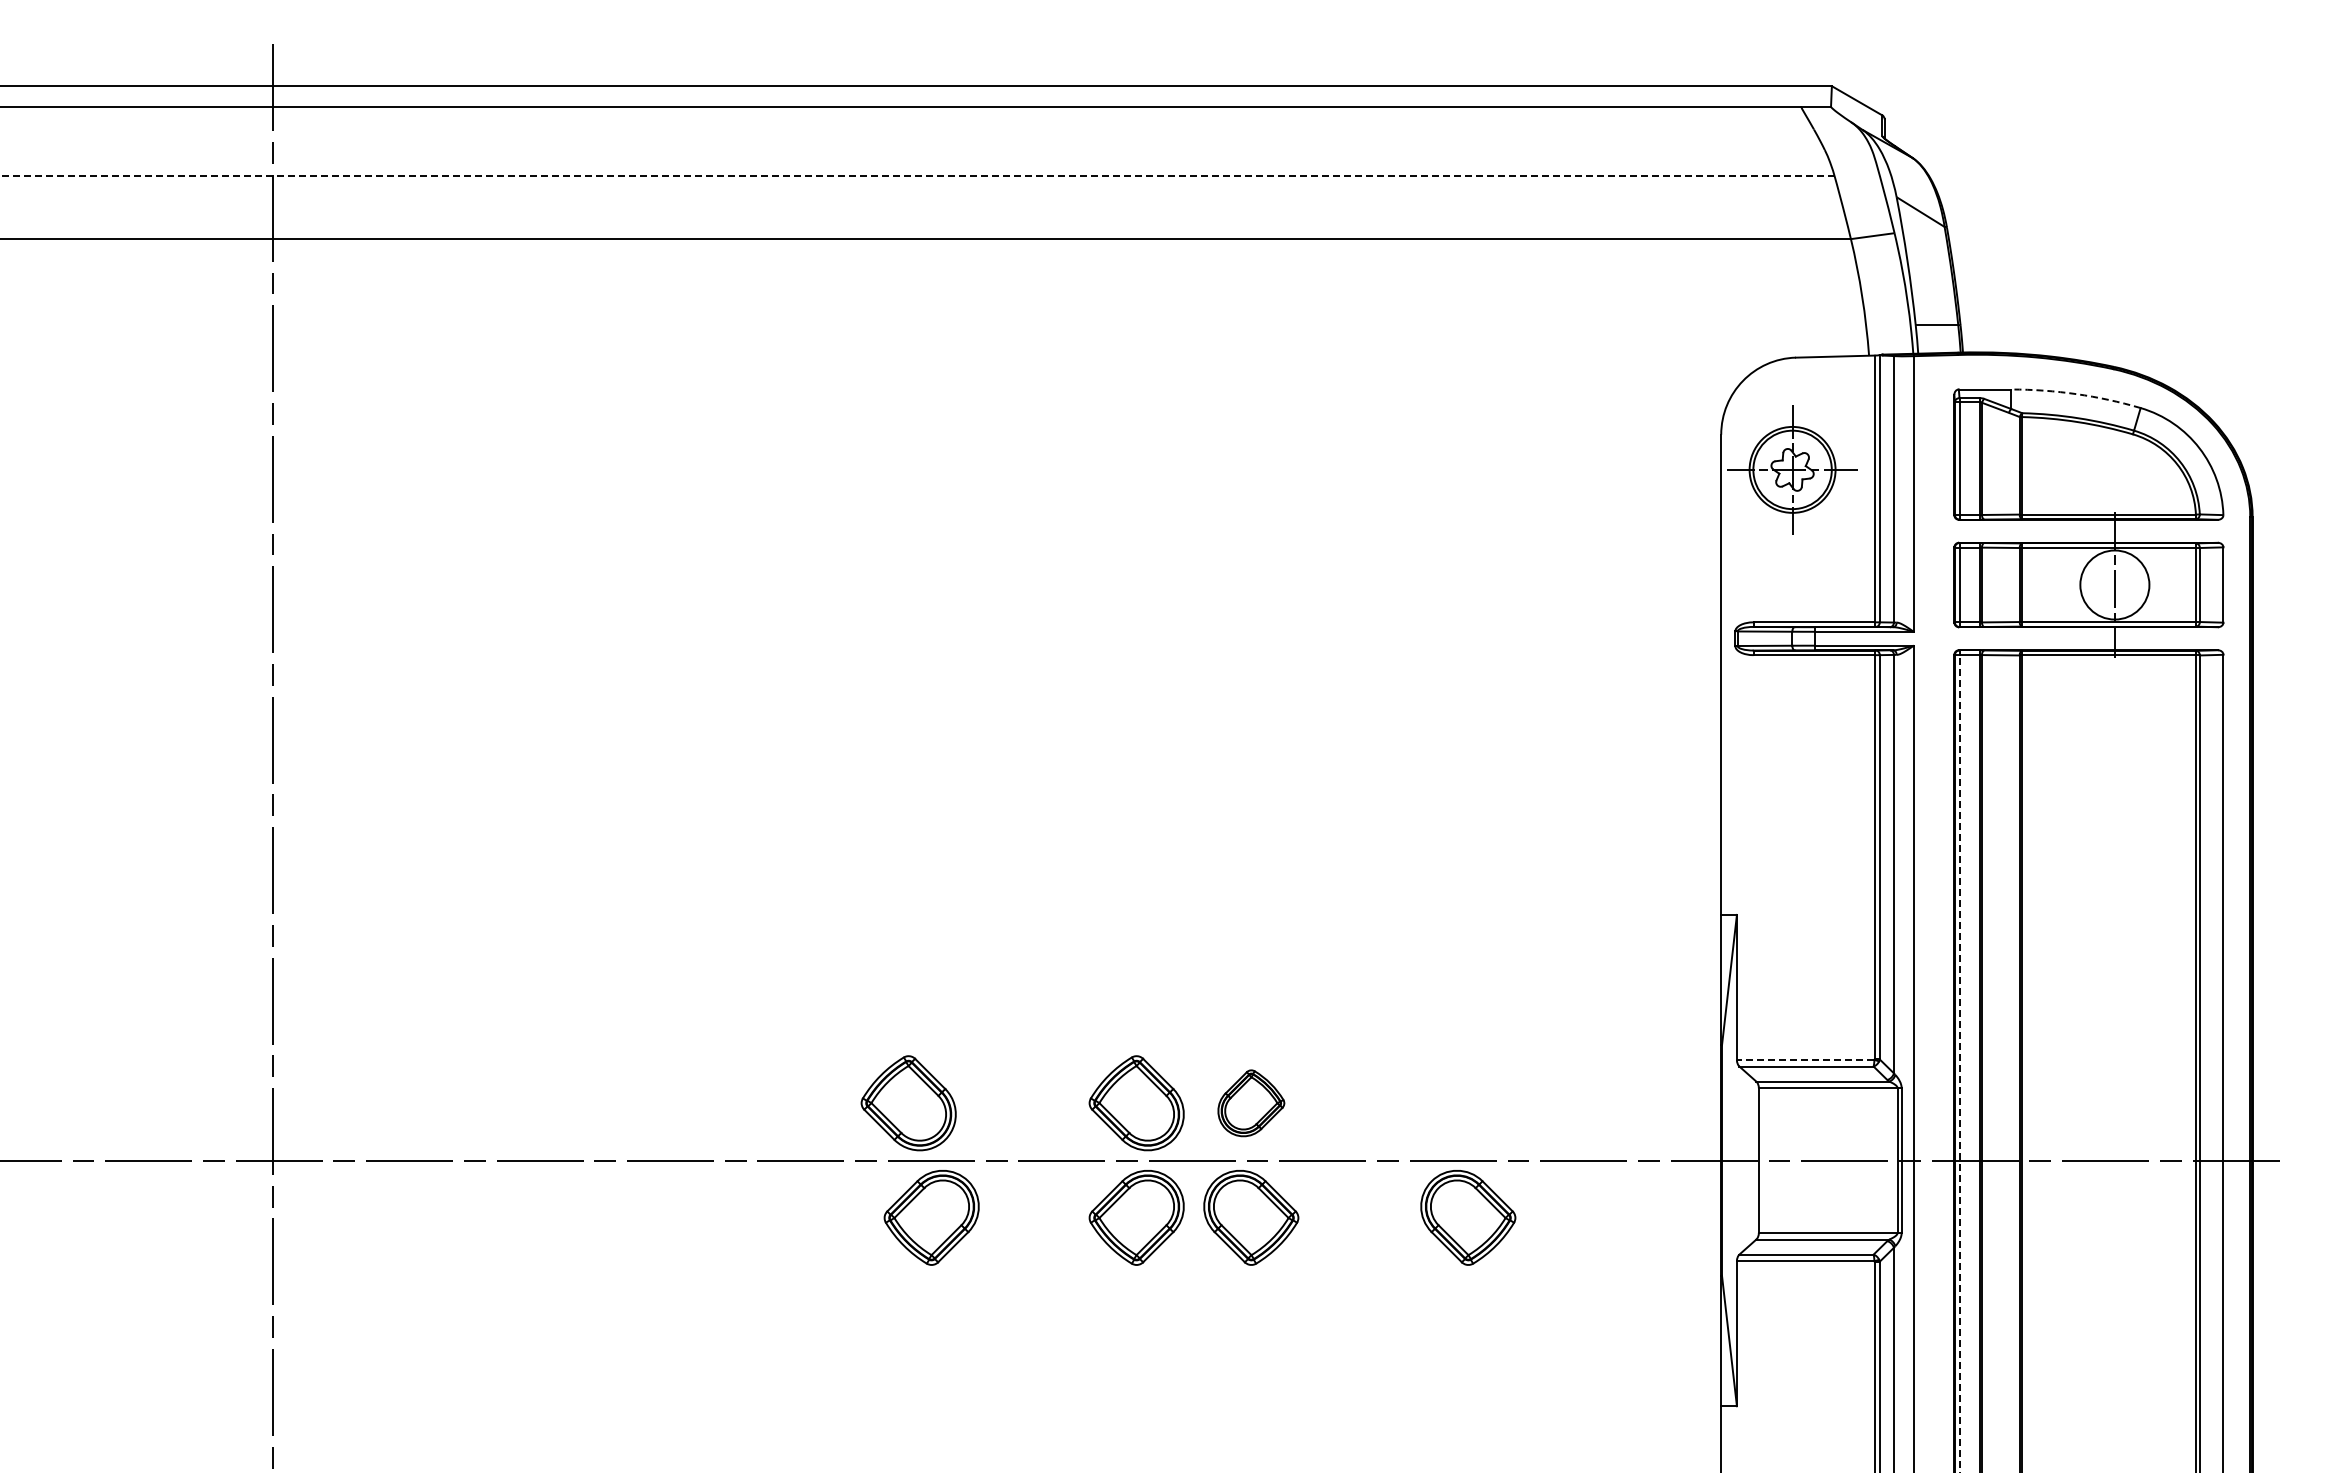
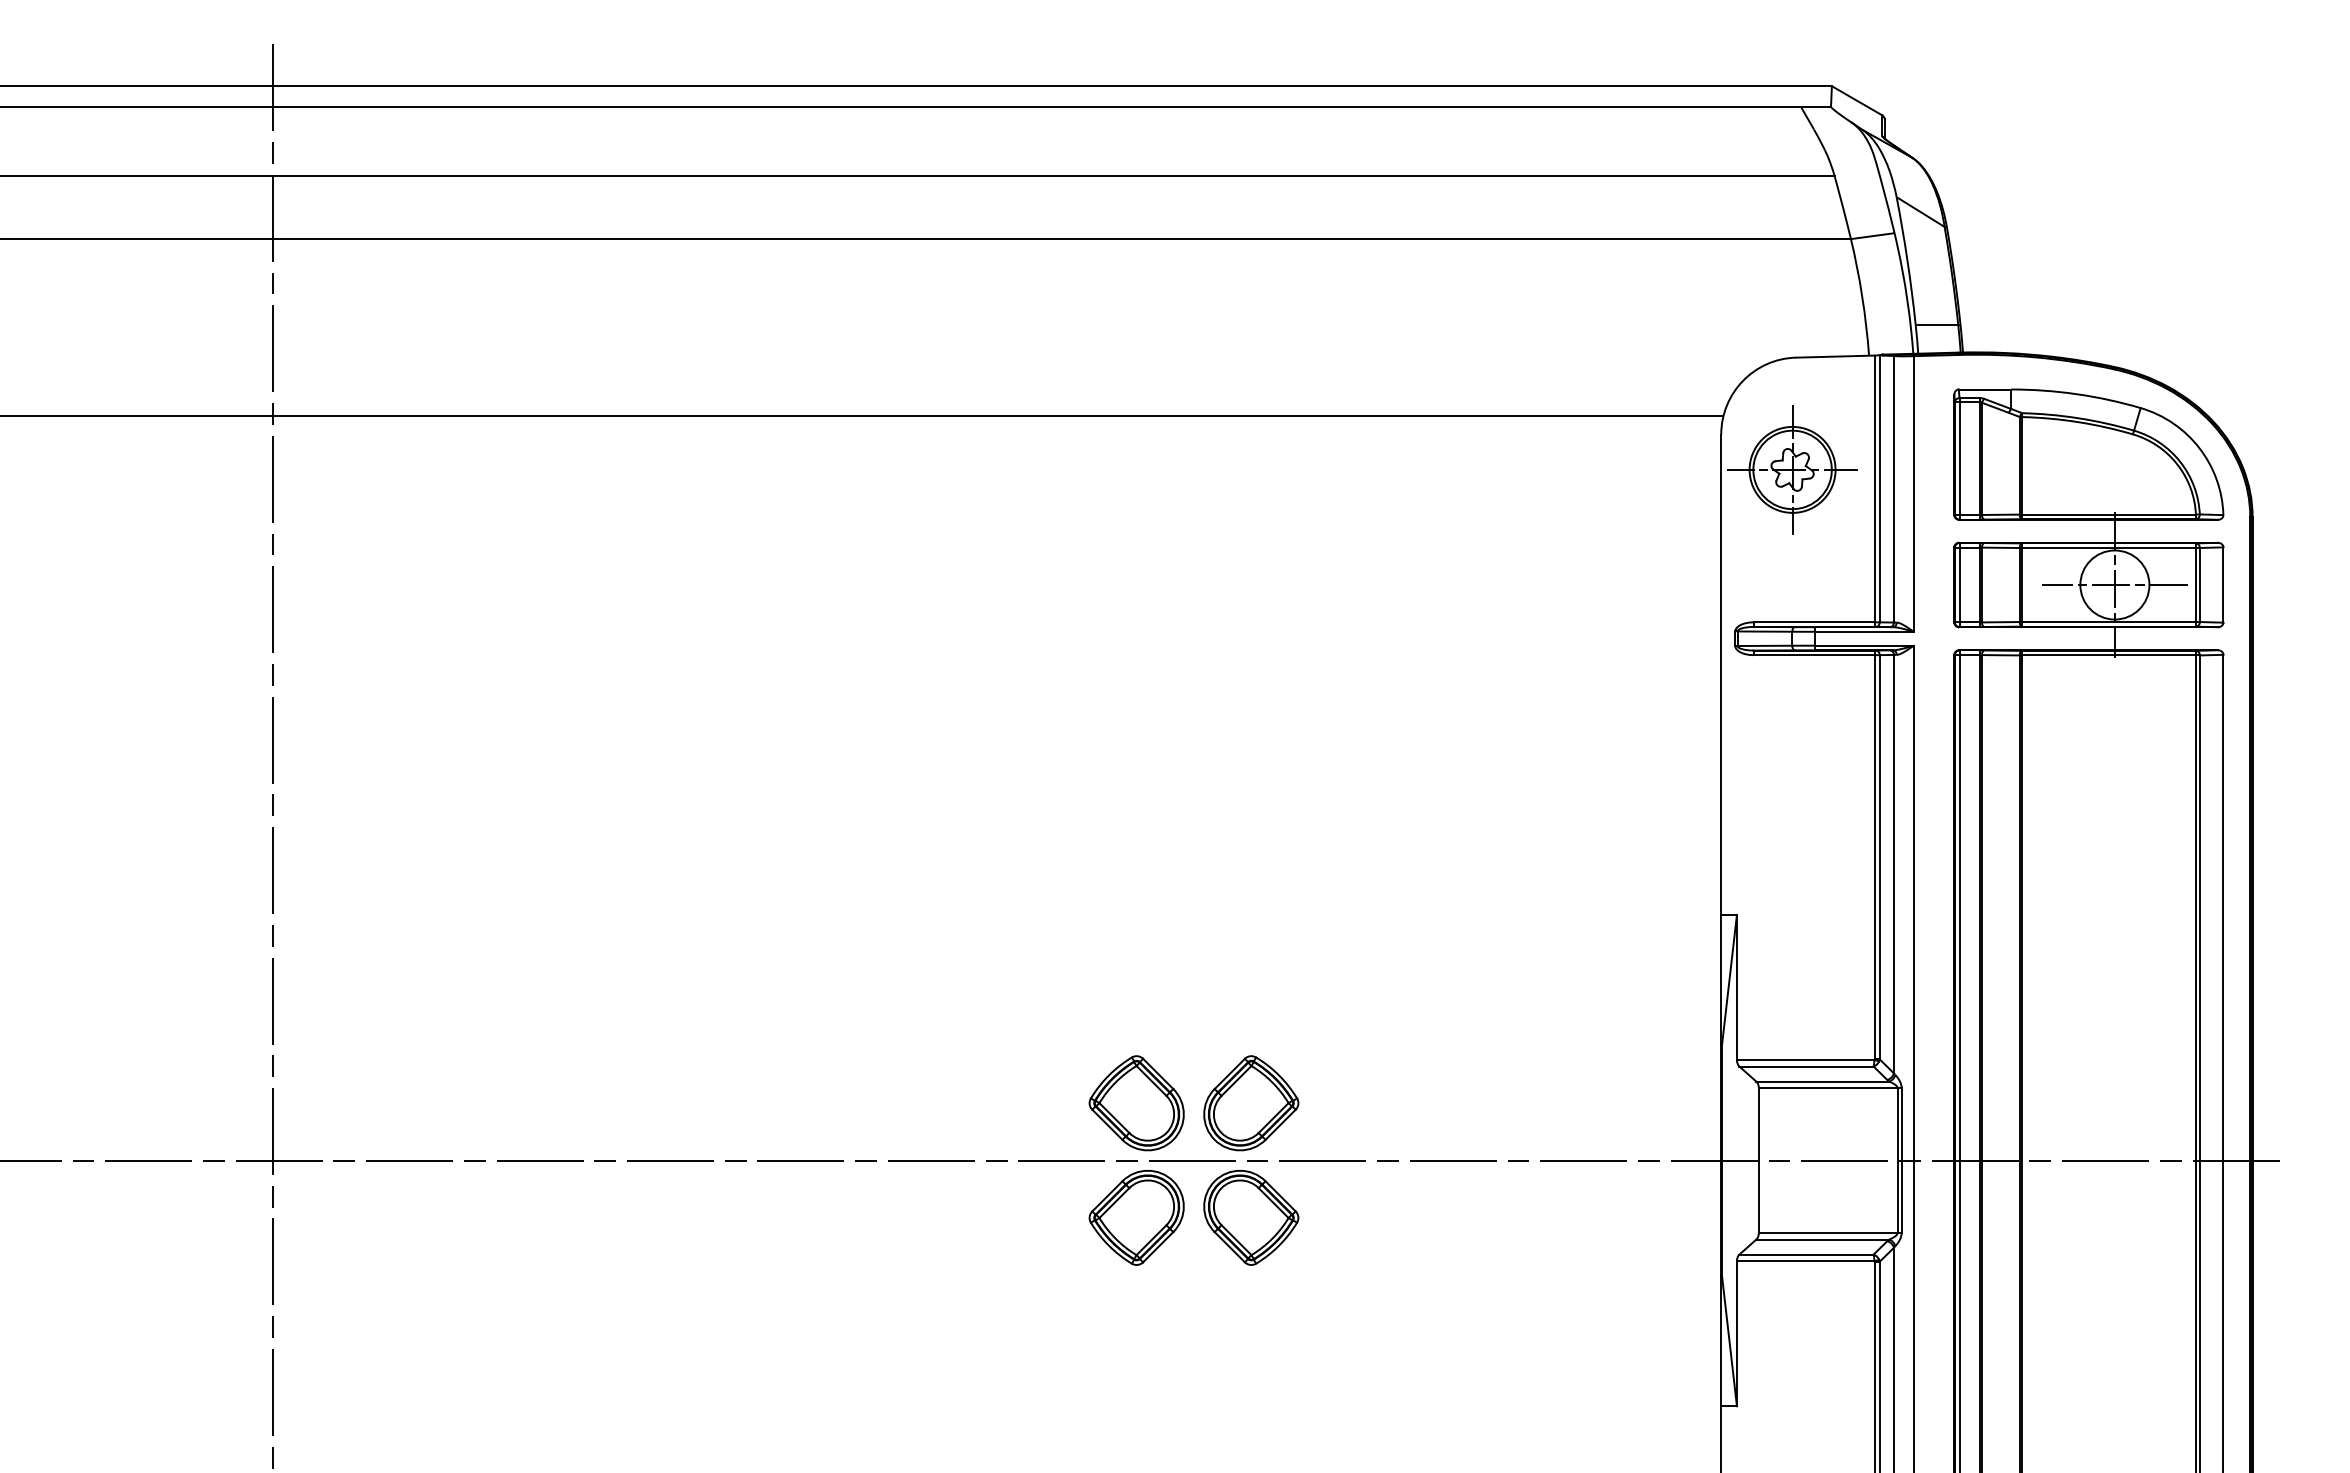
line: dashed -> solid (917, 176)
arc: dashed -> solid (2076, 394)
line: none -> present (862, 416)
line: none -> present (2114, 585)
line: dashed -> solid (1805, 1059)
line: dashed -> solid (1959, 1063)
part: present -> none (908, 1103)
part size: 69x69 px -> 97x97 px (1251, 1103)
part: present -> none (931, 1217)
part: present -> none (1468, 1217)
